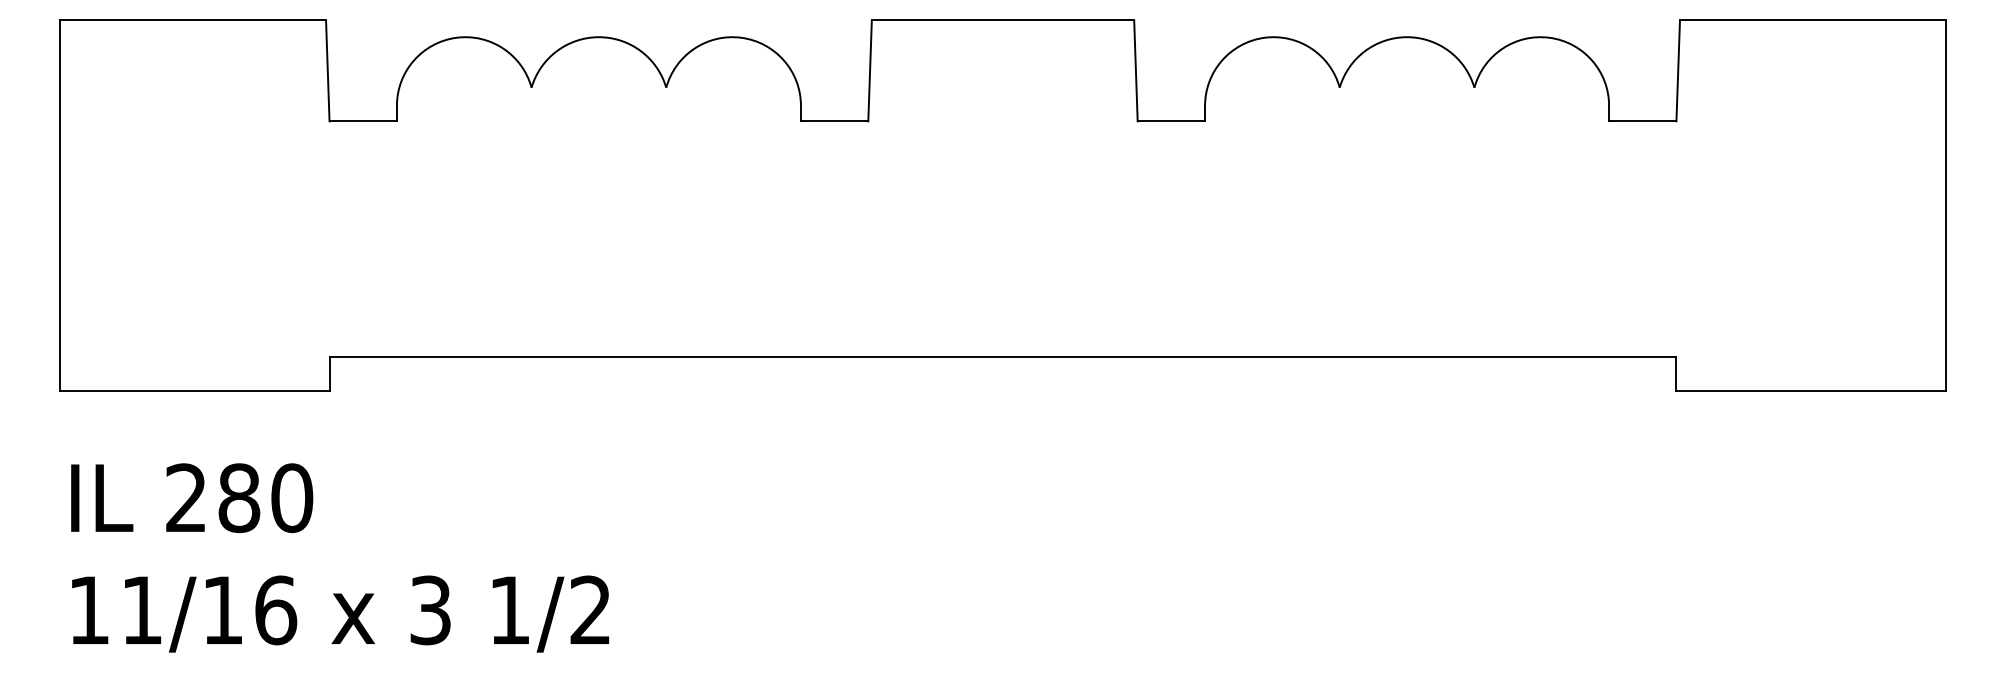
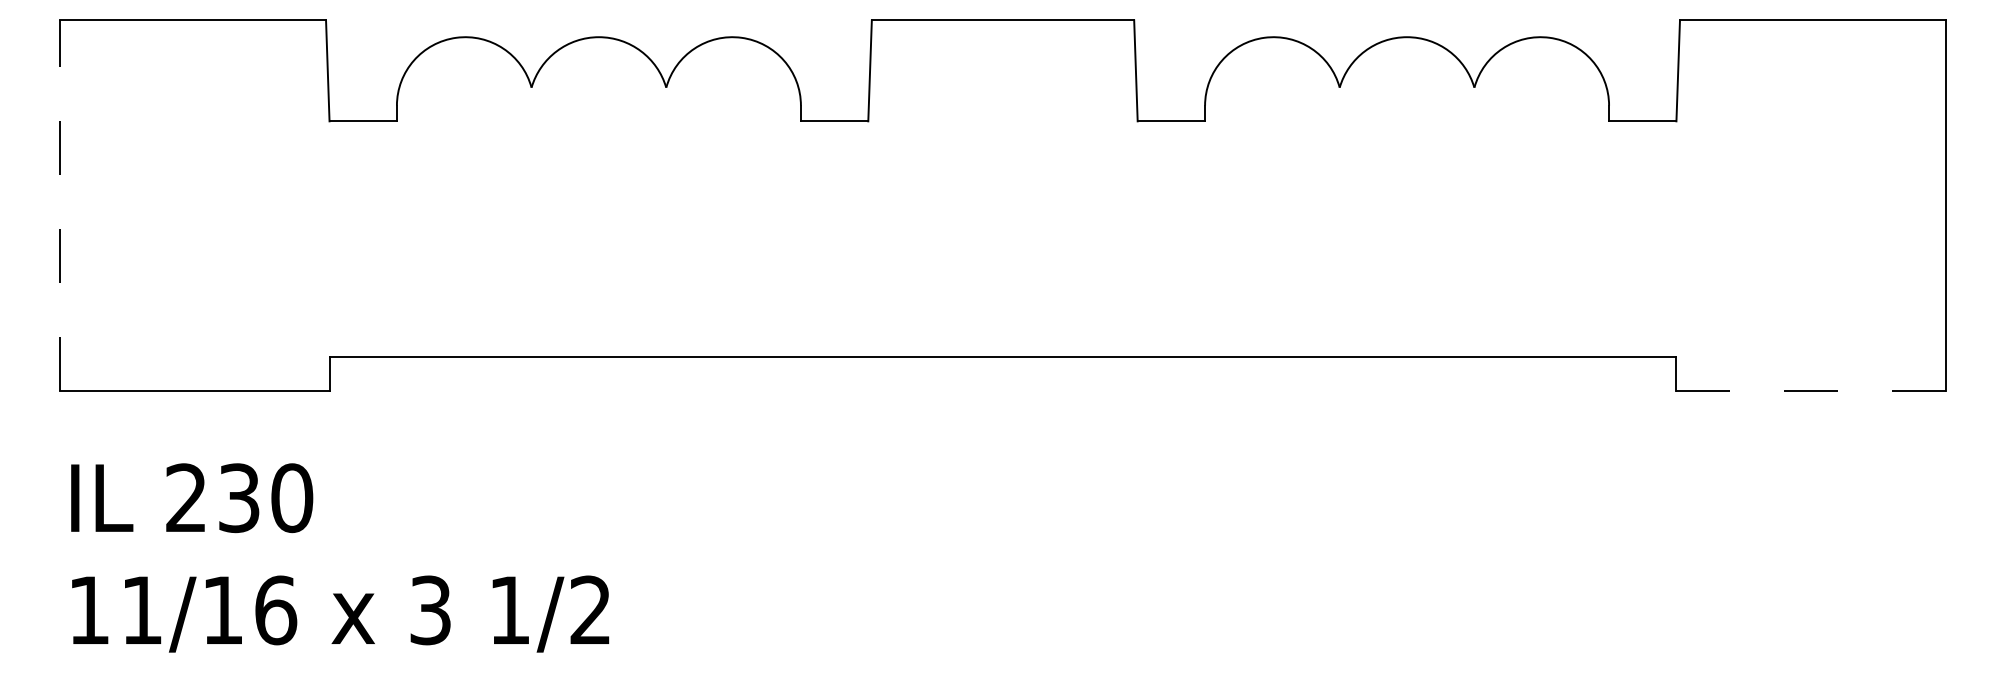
line: solid -> dashed (60, 205)
line: solid -> dashed (1811, 390)
text: 280 -> 230 (239, 498)
